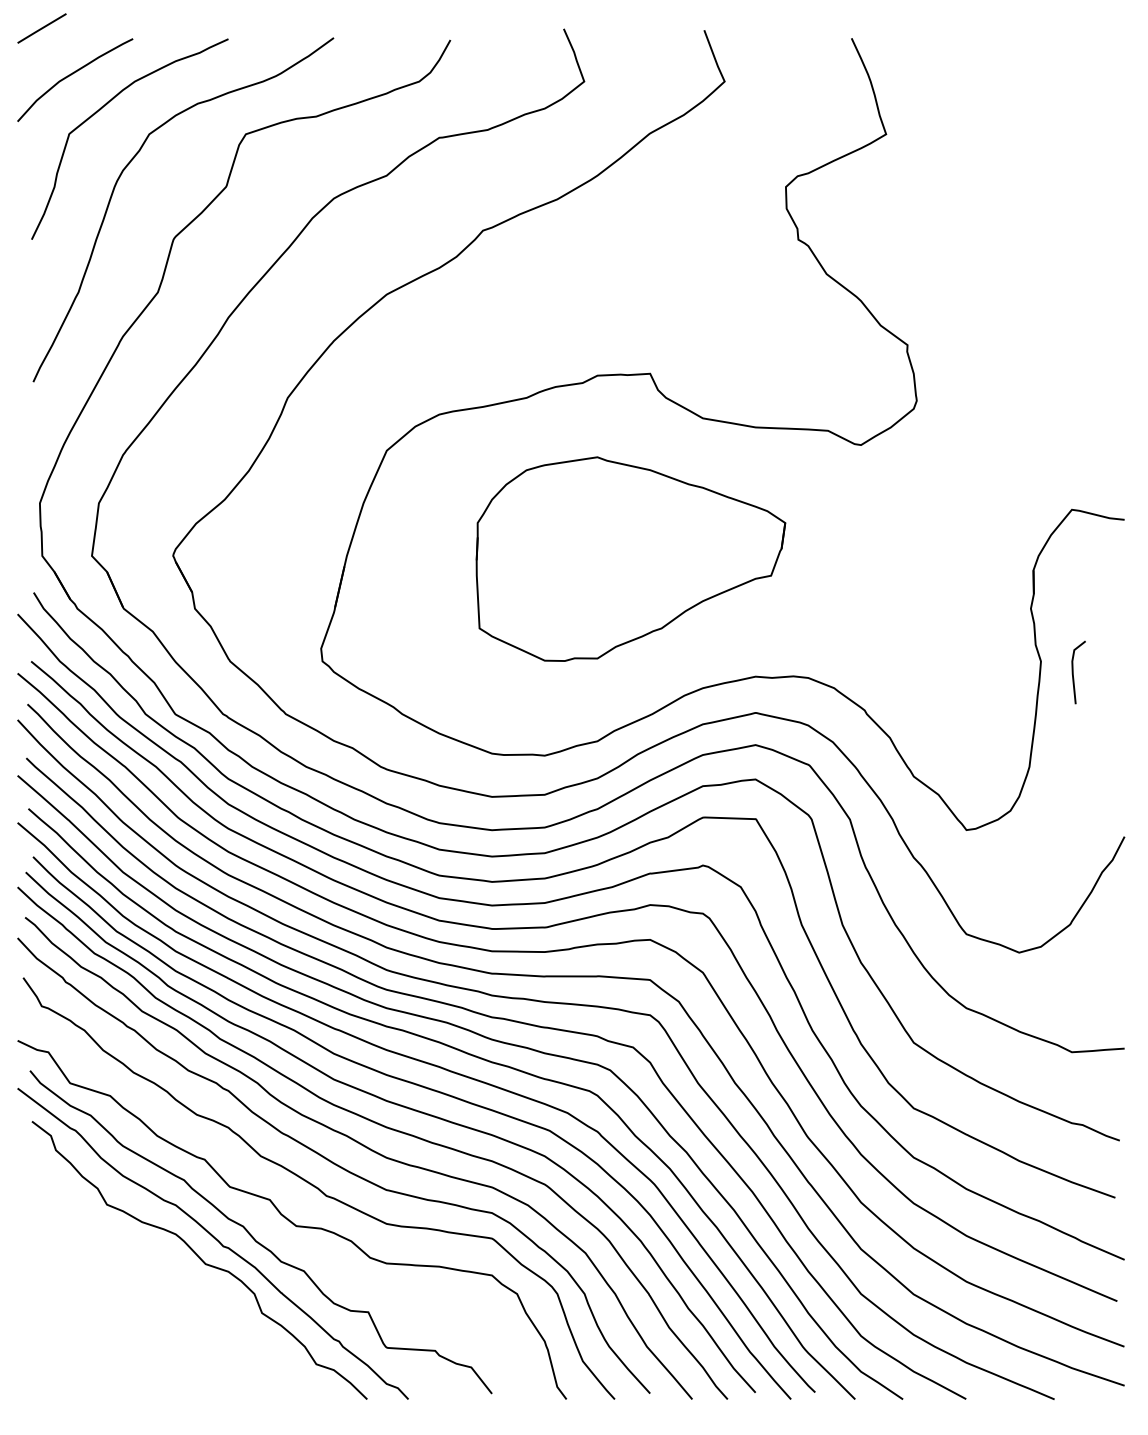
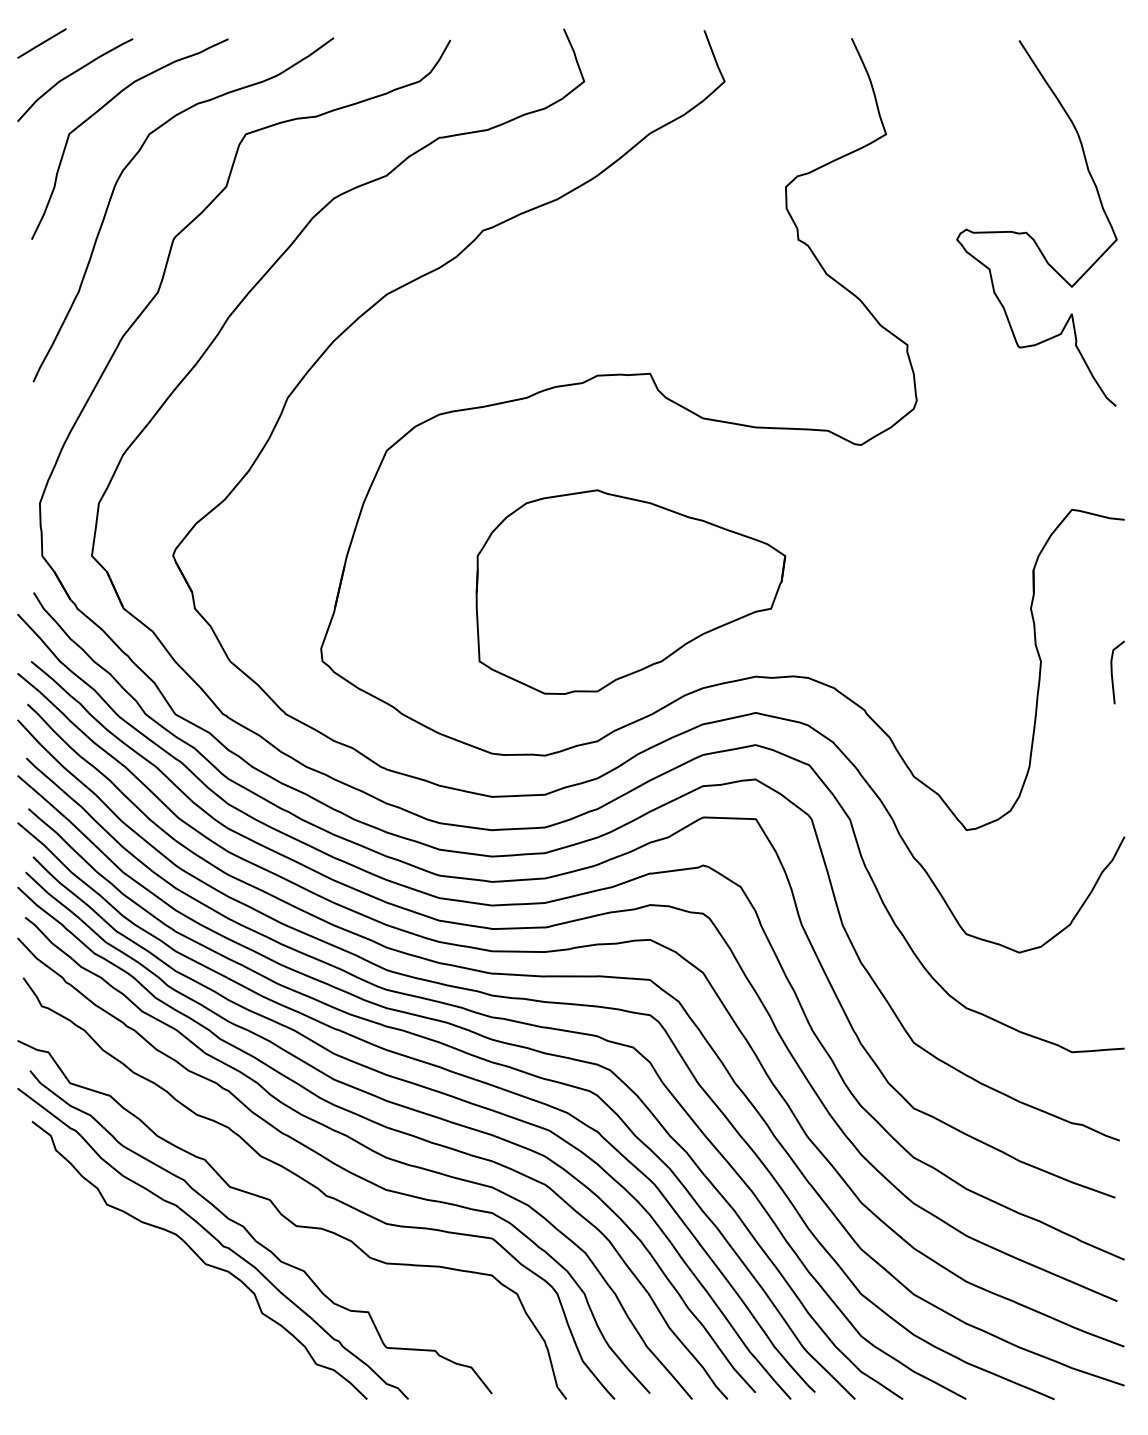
line position: (41, 28) -> (41, 43) (41, 43)
curve: none -> present (1027, 232)
part position: (630, 558) -> (630, 591) (630, 591)
line position: (1073, 672) -> (1112, 672) (1112, 672)
